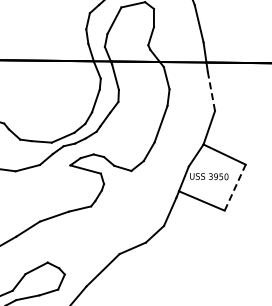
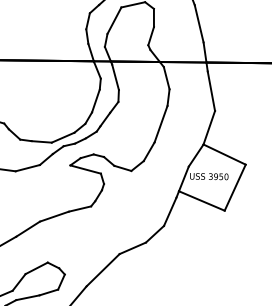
line: dashed -> solid (211, 91)
line: dashed -> solid (235, 187)
